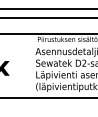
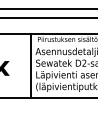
line: none -> present (30, 66)
